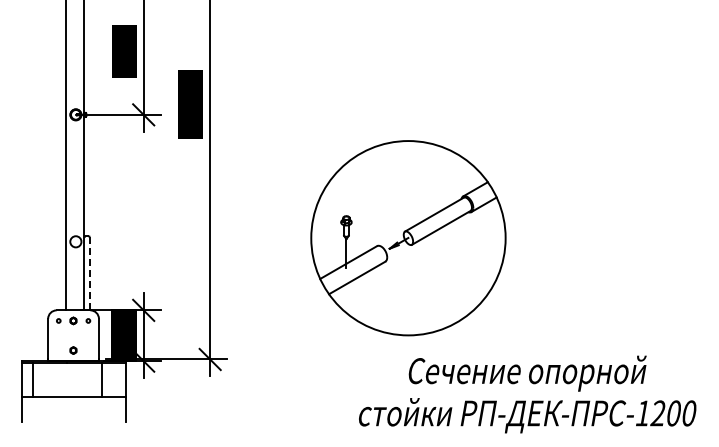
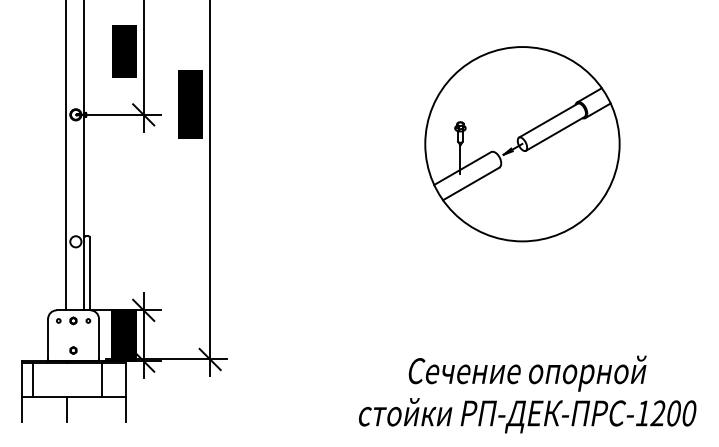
part position: (408, 238) -> (522, 144) (522, 144)
line: dashed -> solid (89, 273)
line: none -> present (67, 409)
